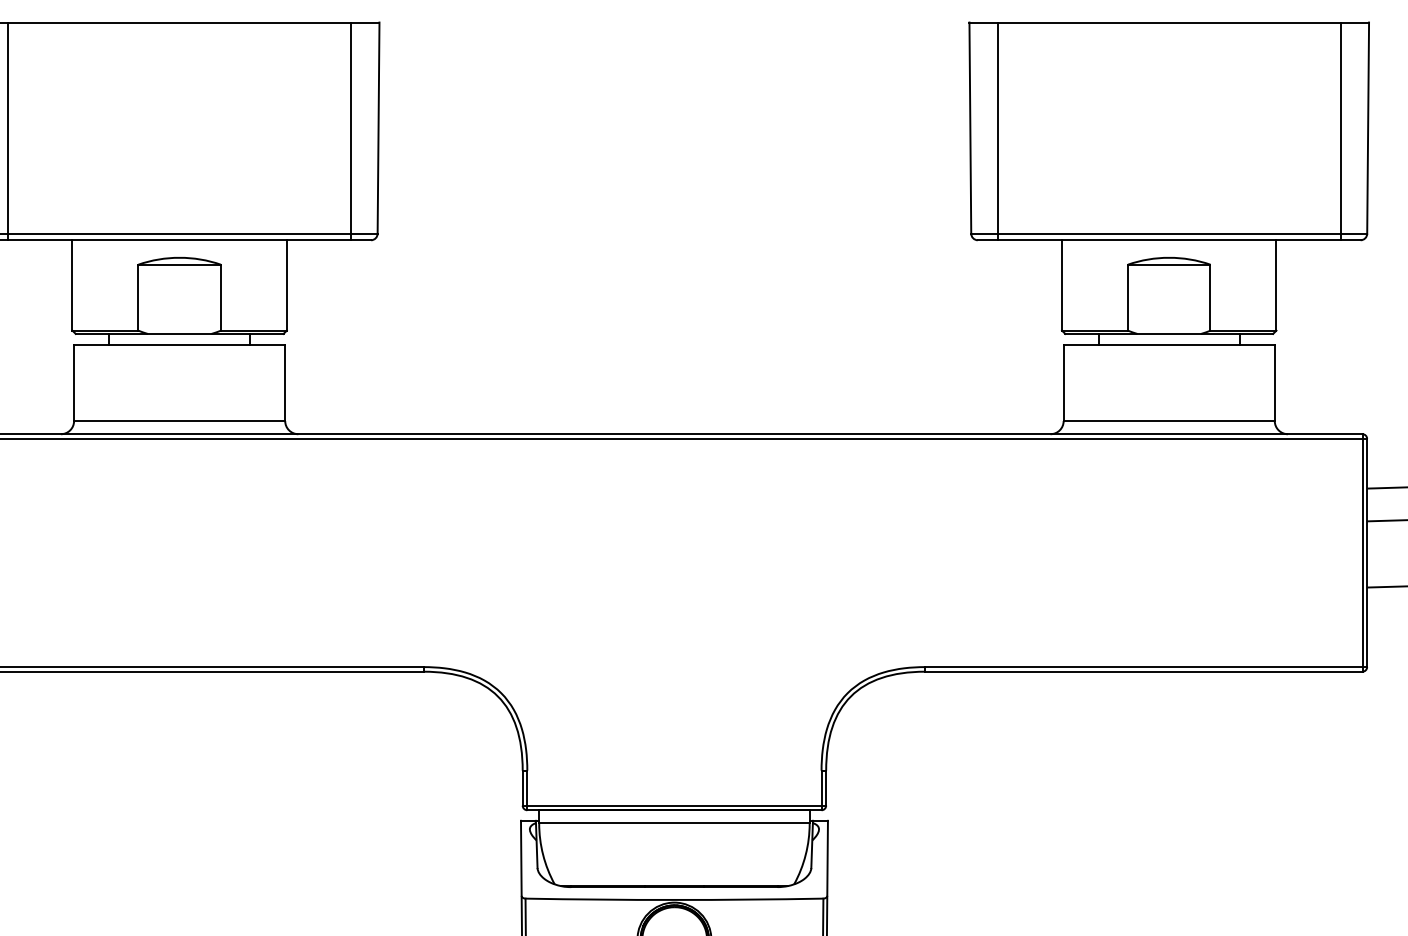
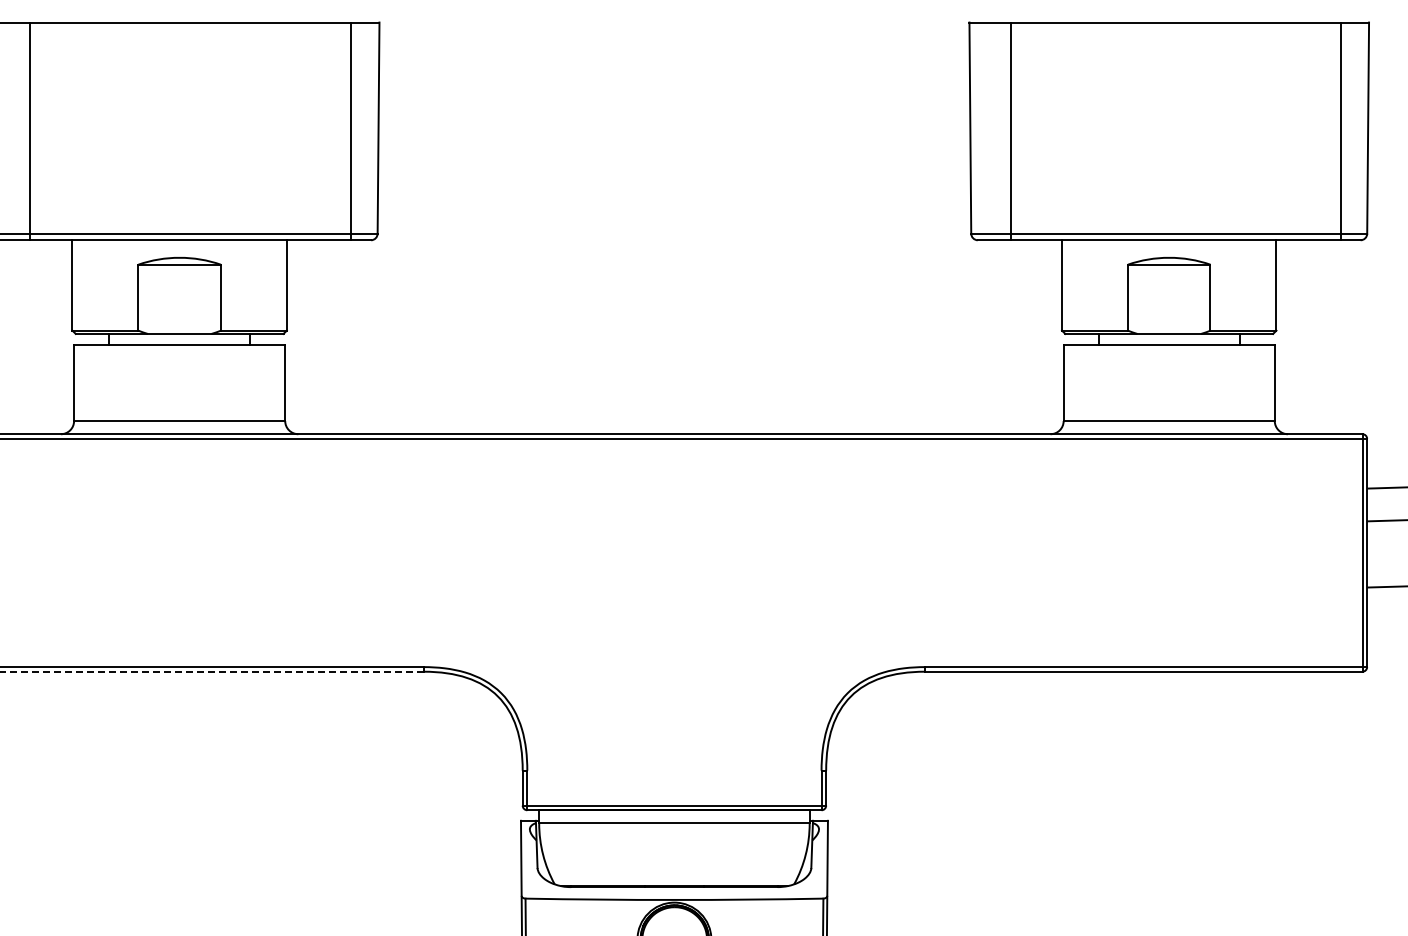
line position: (8, 131) -> (30, 131) (30, 131)
line position: (997, 131) -> (1010, 131) (1010, 131)
line: solid -> dashed (212, 671)
